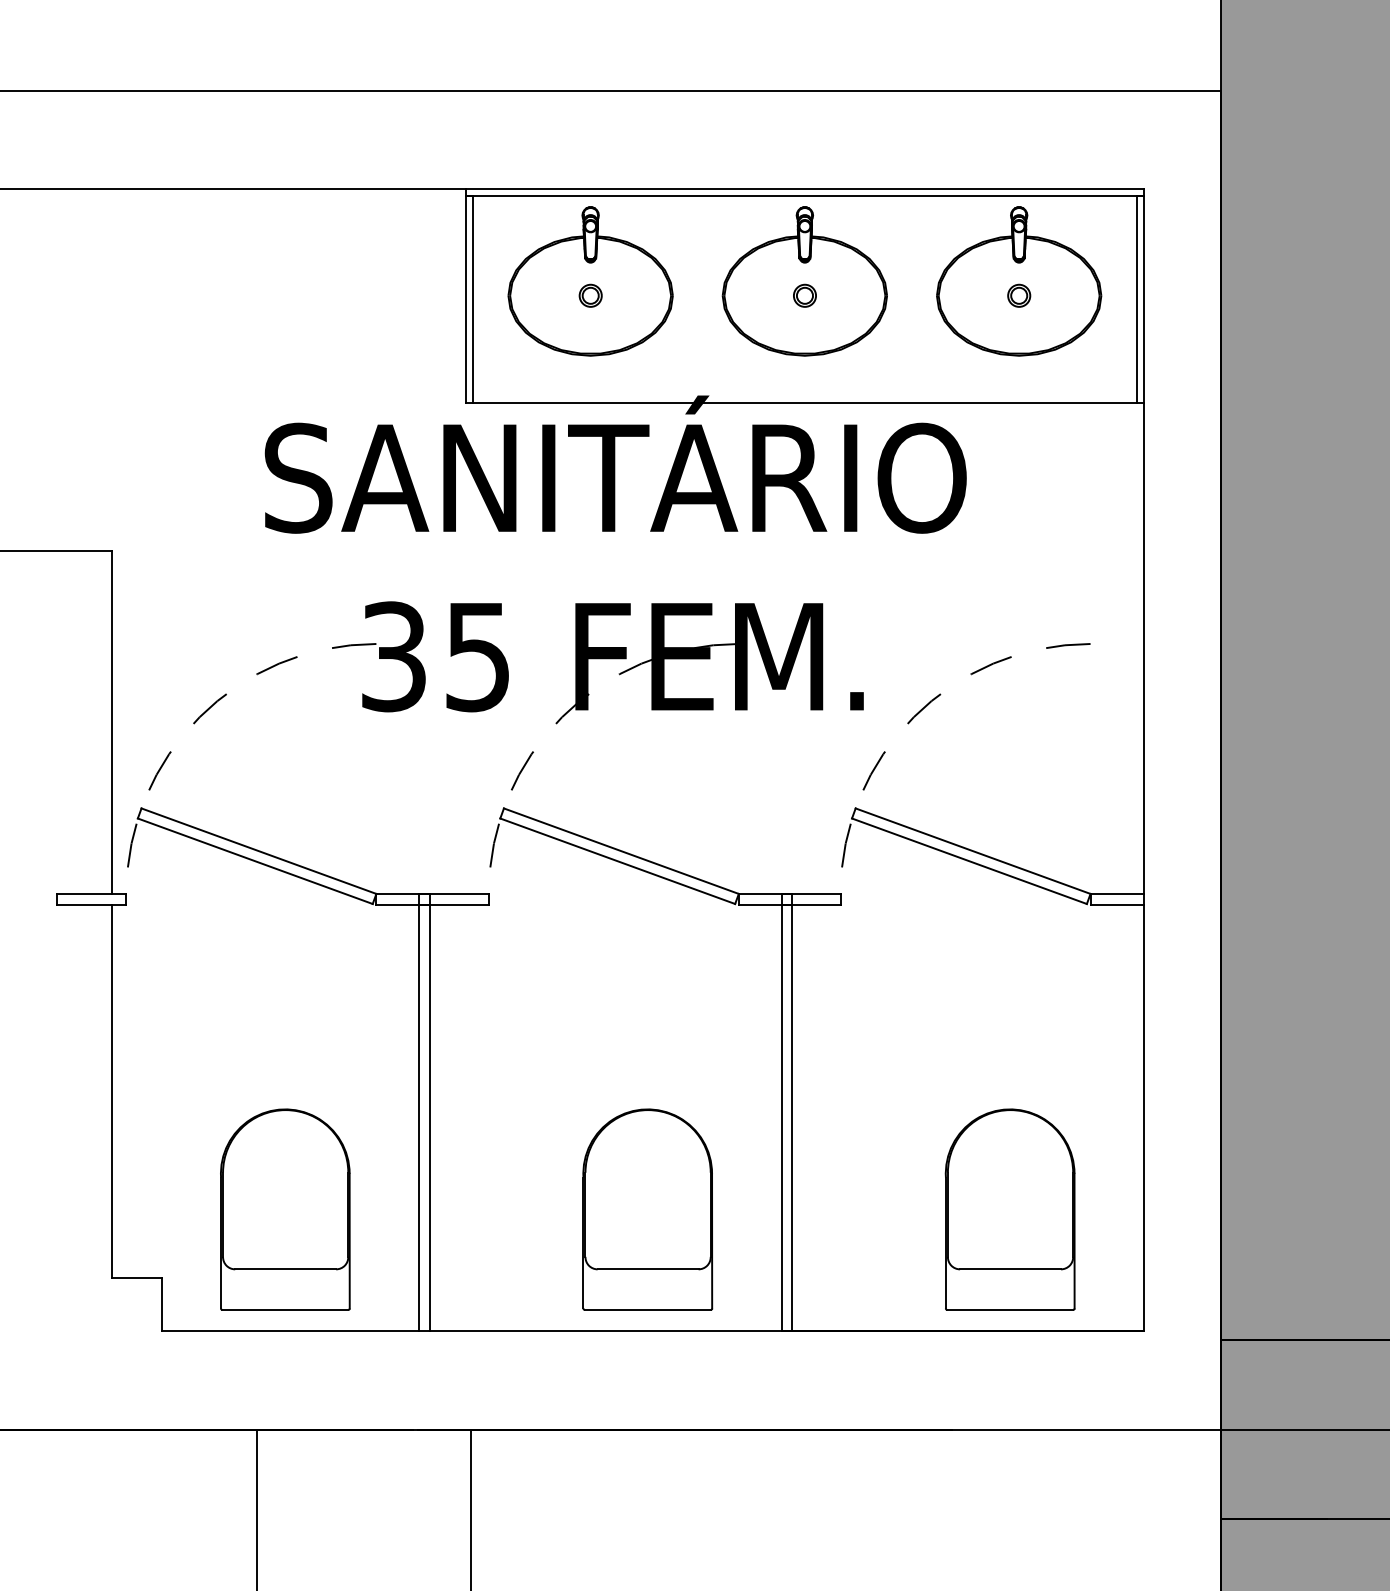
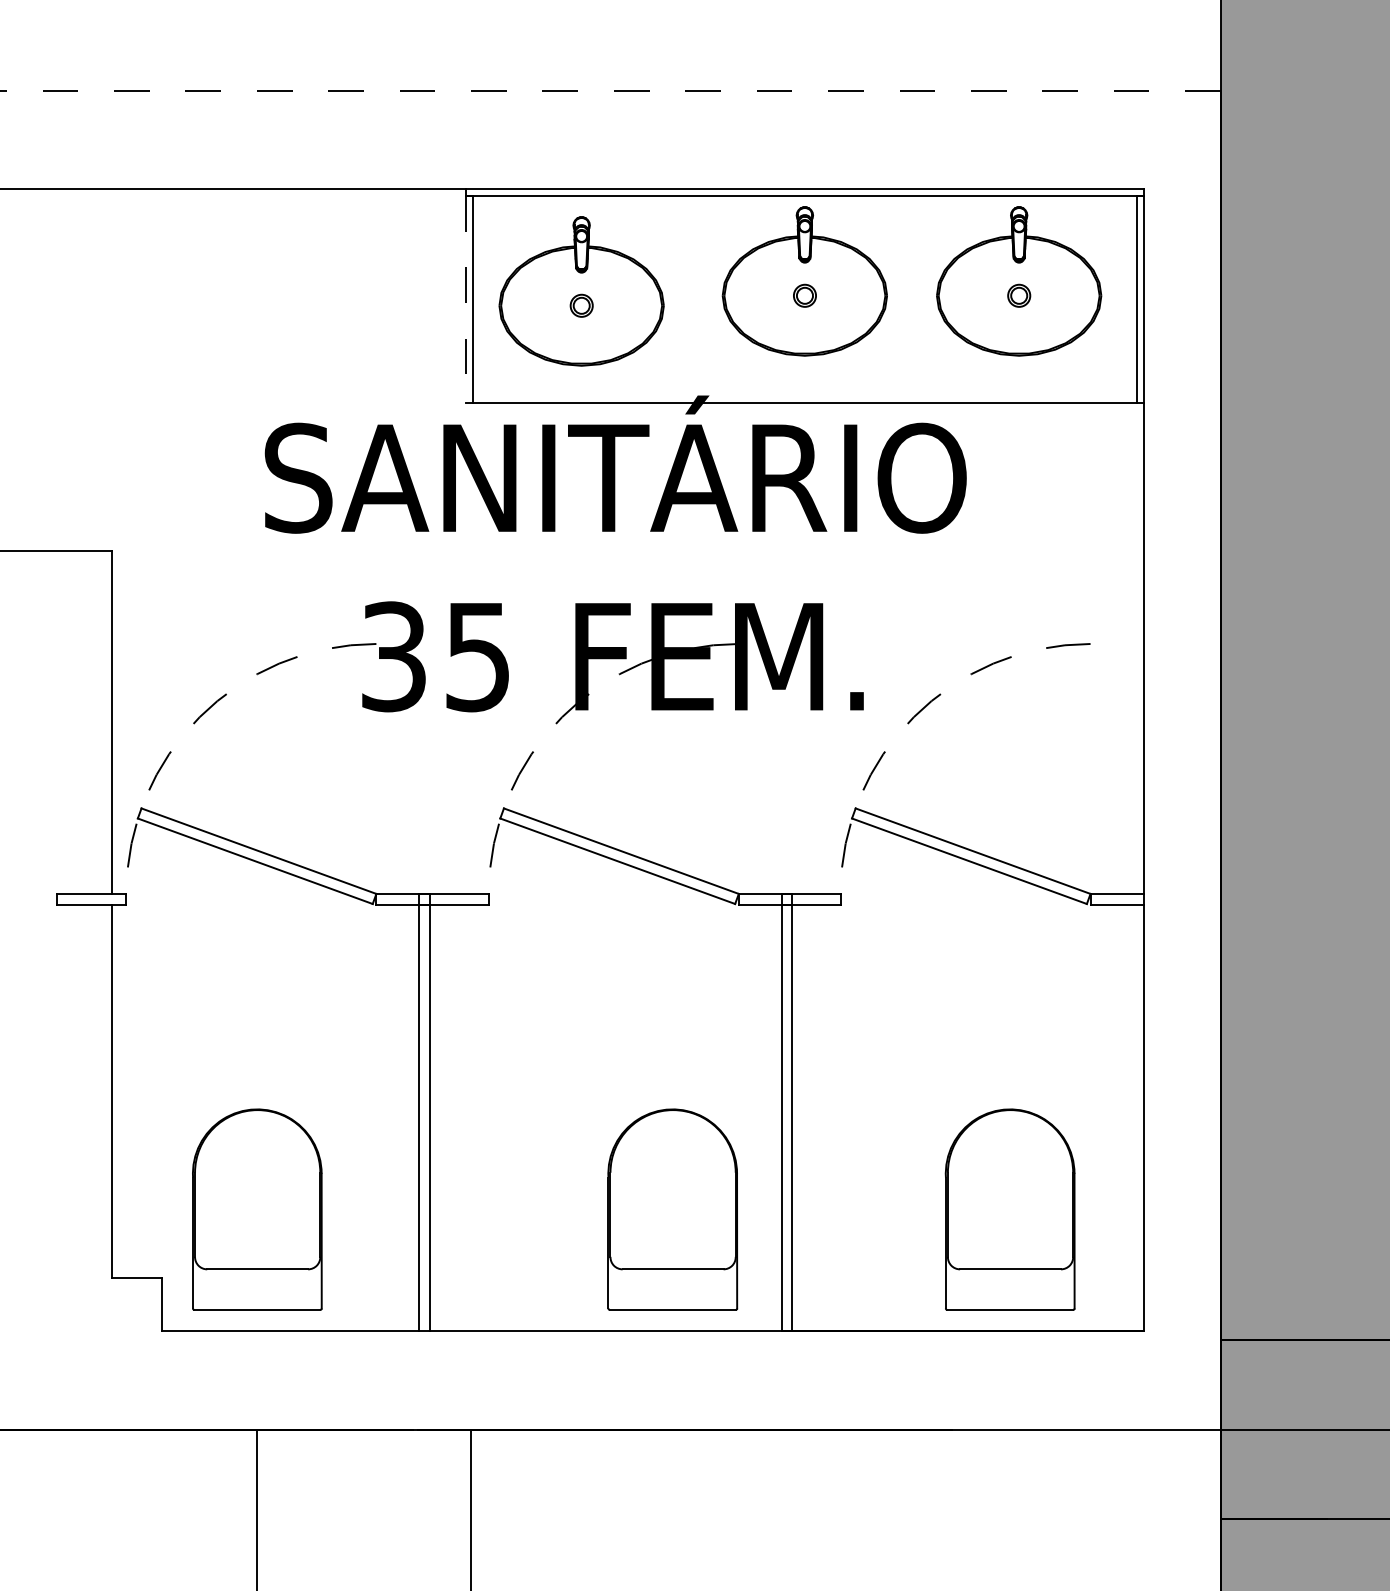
line: solid -> dashed (610, 90)
part position: (590, 281) -> (581, 291) (581, 291)
line: solid -> dashed (465, 299)
part position: (285, 1209) -> (257, 1209) (257, 1209)
part position: (647, 1209) -> (672, 1209) (672, 1209)
